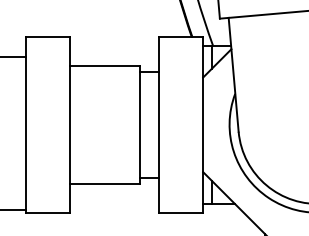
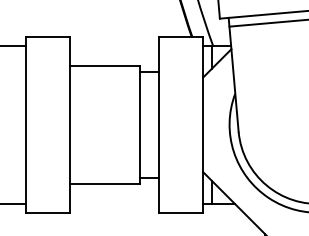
line: none -> present (267, 23)
line position: (14, 56) -> (14, 45) (14, 45)
line position: (14, 209) -> (14, 203) (14, 203)
